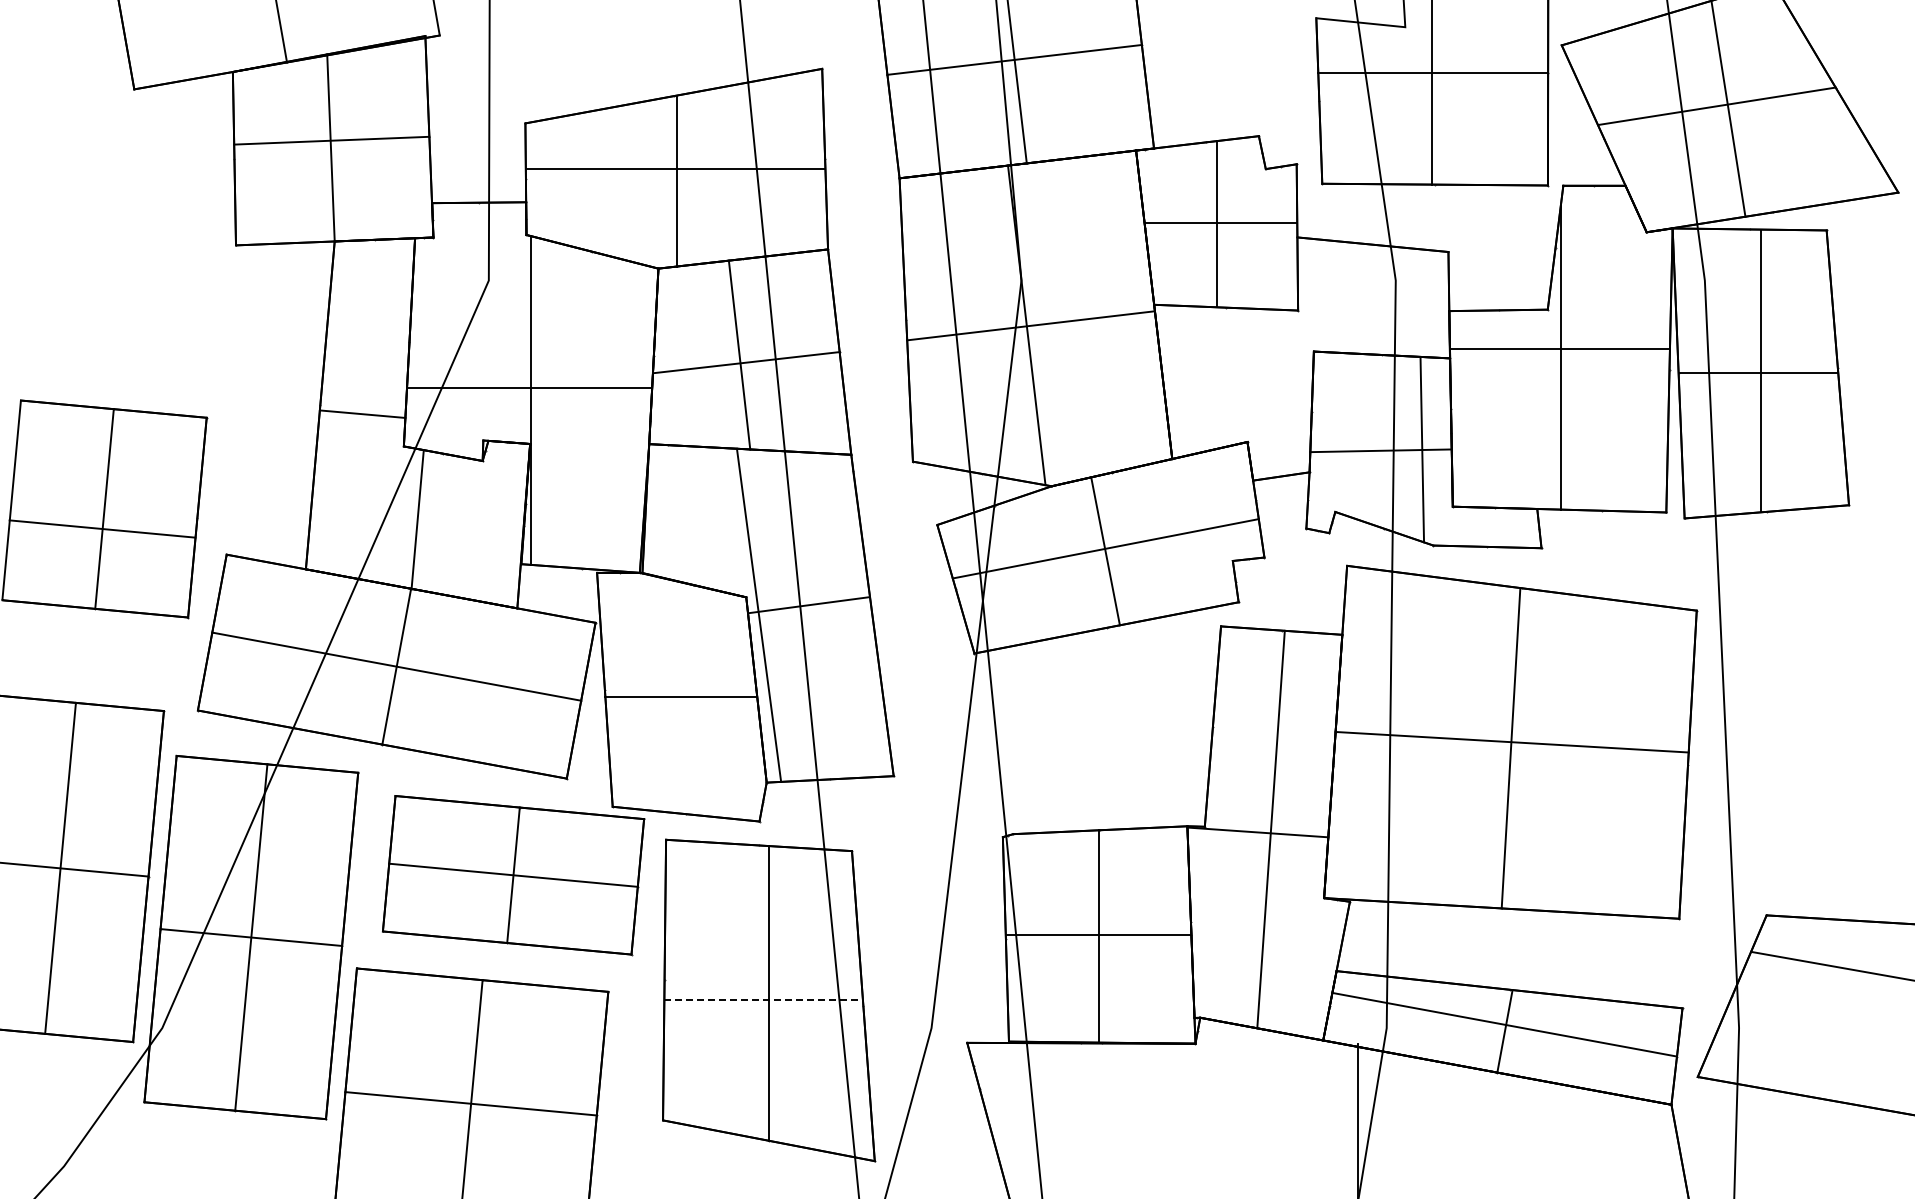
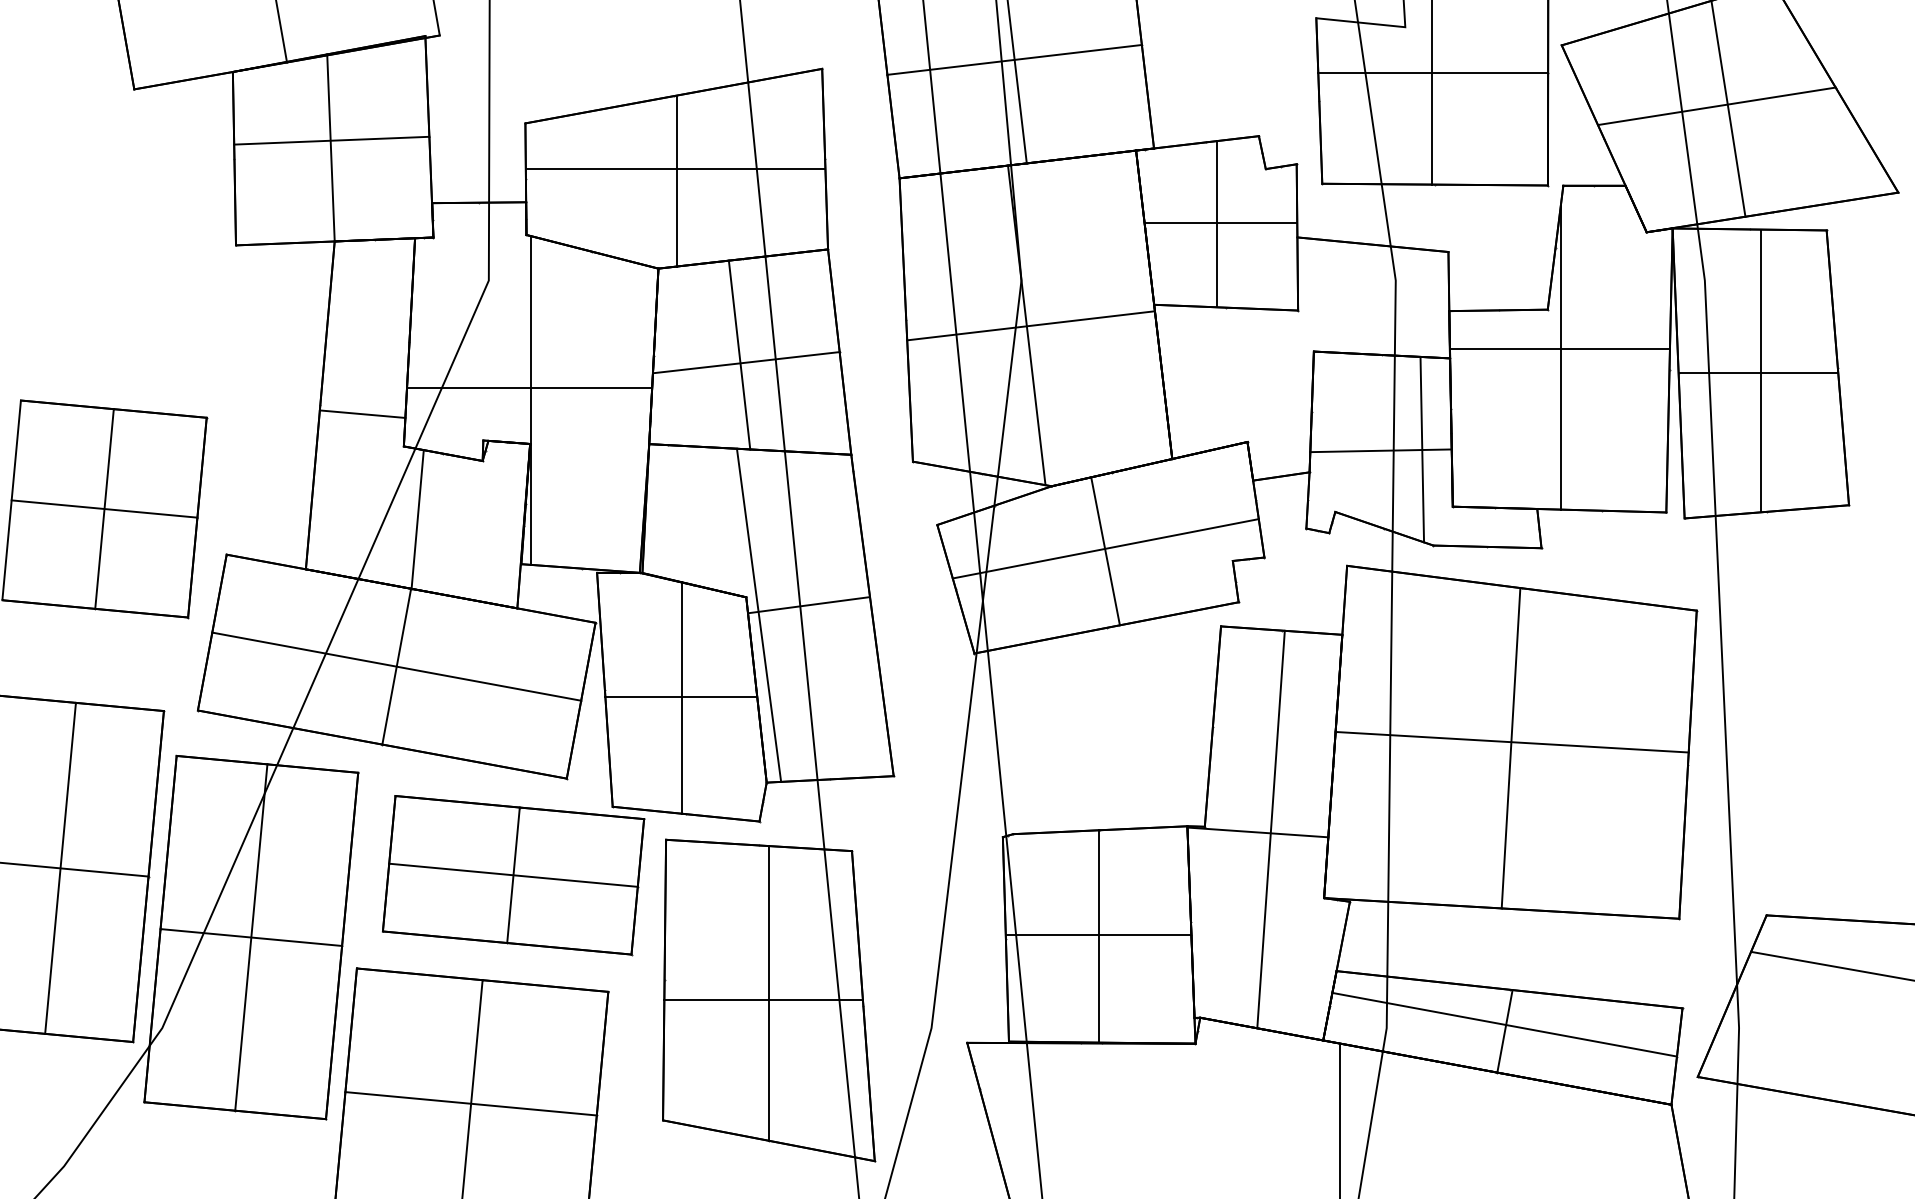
line position: (102, 528) -> (104, 508) (104, 508)
line: none -> present (681, 697)
line: dashed -> solid (764, 1000)
line position: (1358, 1119) -> (1340, 1119) (1340, 1119)
